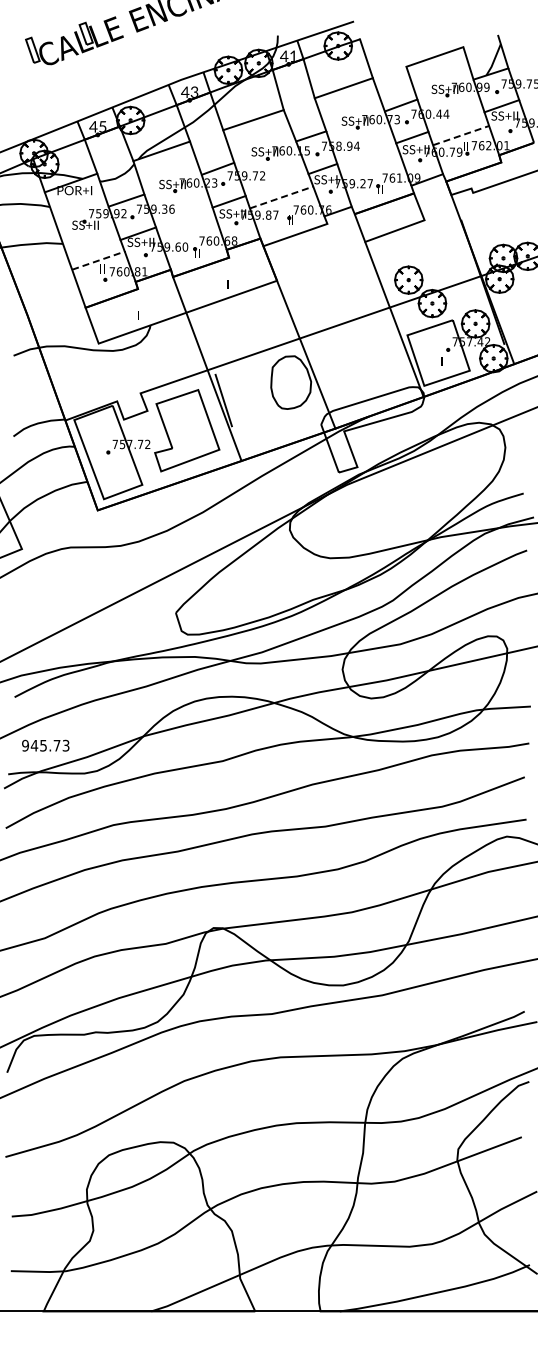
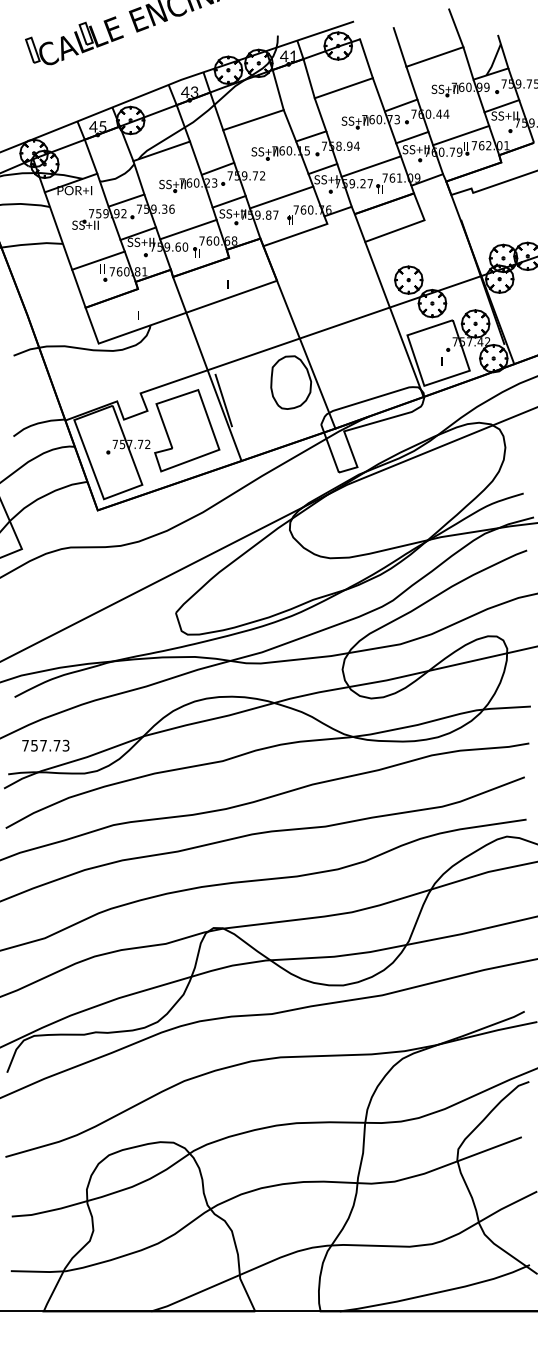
line: none -> present (456, 28)
line: none -> present (399, 47)
line: dashed -> solid (461, 135)
line: none -> present (370, 166)
line: dashed -> solid (282, 197)
line: none -> present (188, 229)
line: dashed -> solid (98, 260)
text: 945.73 -> 757.73 (34, 745)
